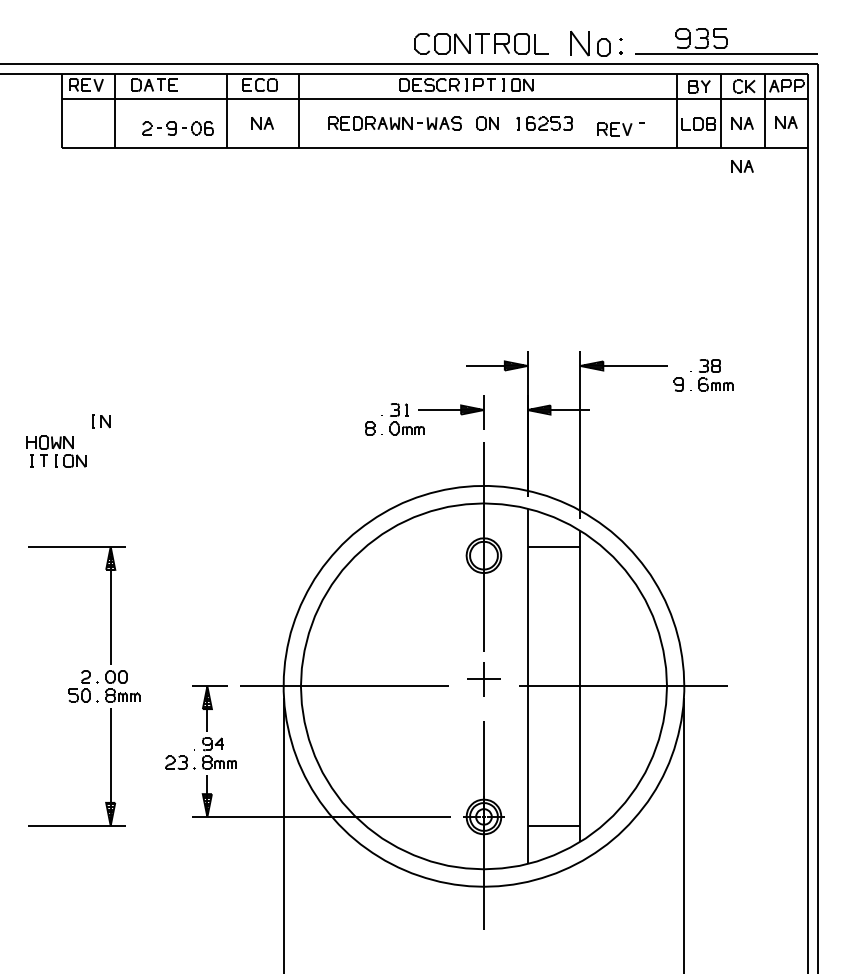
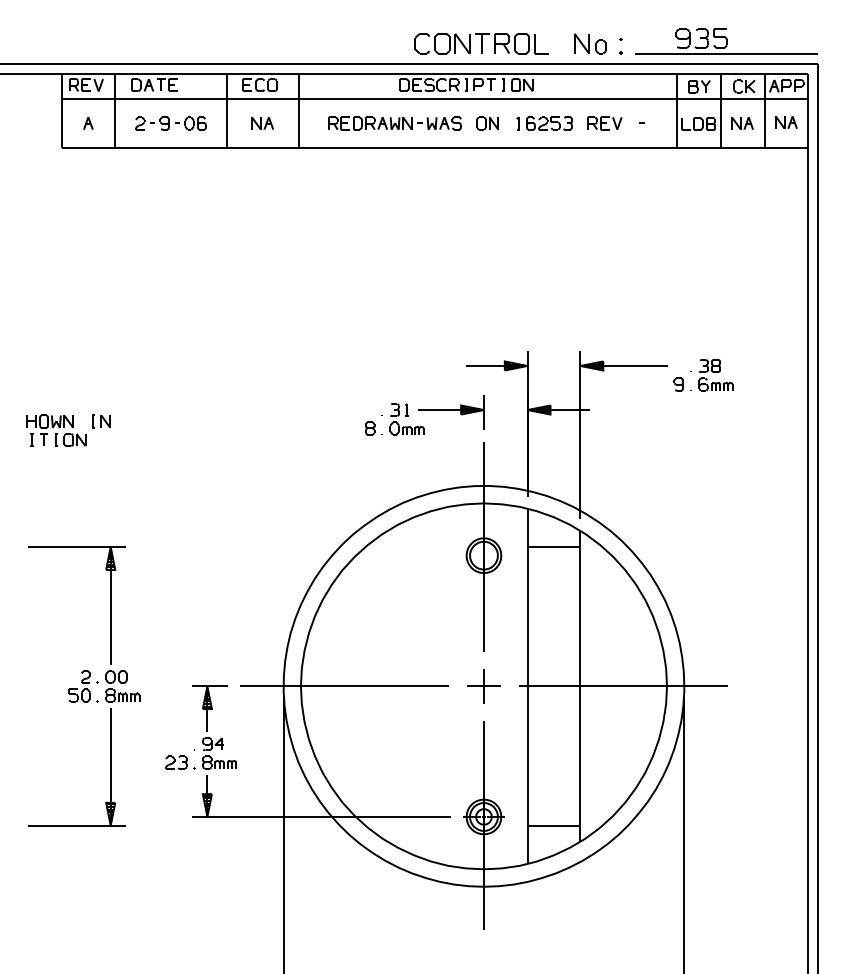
part size: 41x27 px -> 33x22 px (590, 43)
part: none -> present (88, 123)
part position: (177, 128) -> (170, 123) (170, 123)
part position: (614, 129) -> (604, 123) (604, 123)
part: present -> none (742, 166)
part position: (56, 451) -> (56, 430) (56, 430)
part position: (483, 679) -> (483, 686) (483, 686)
